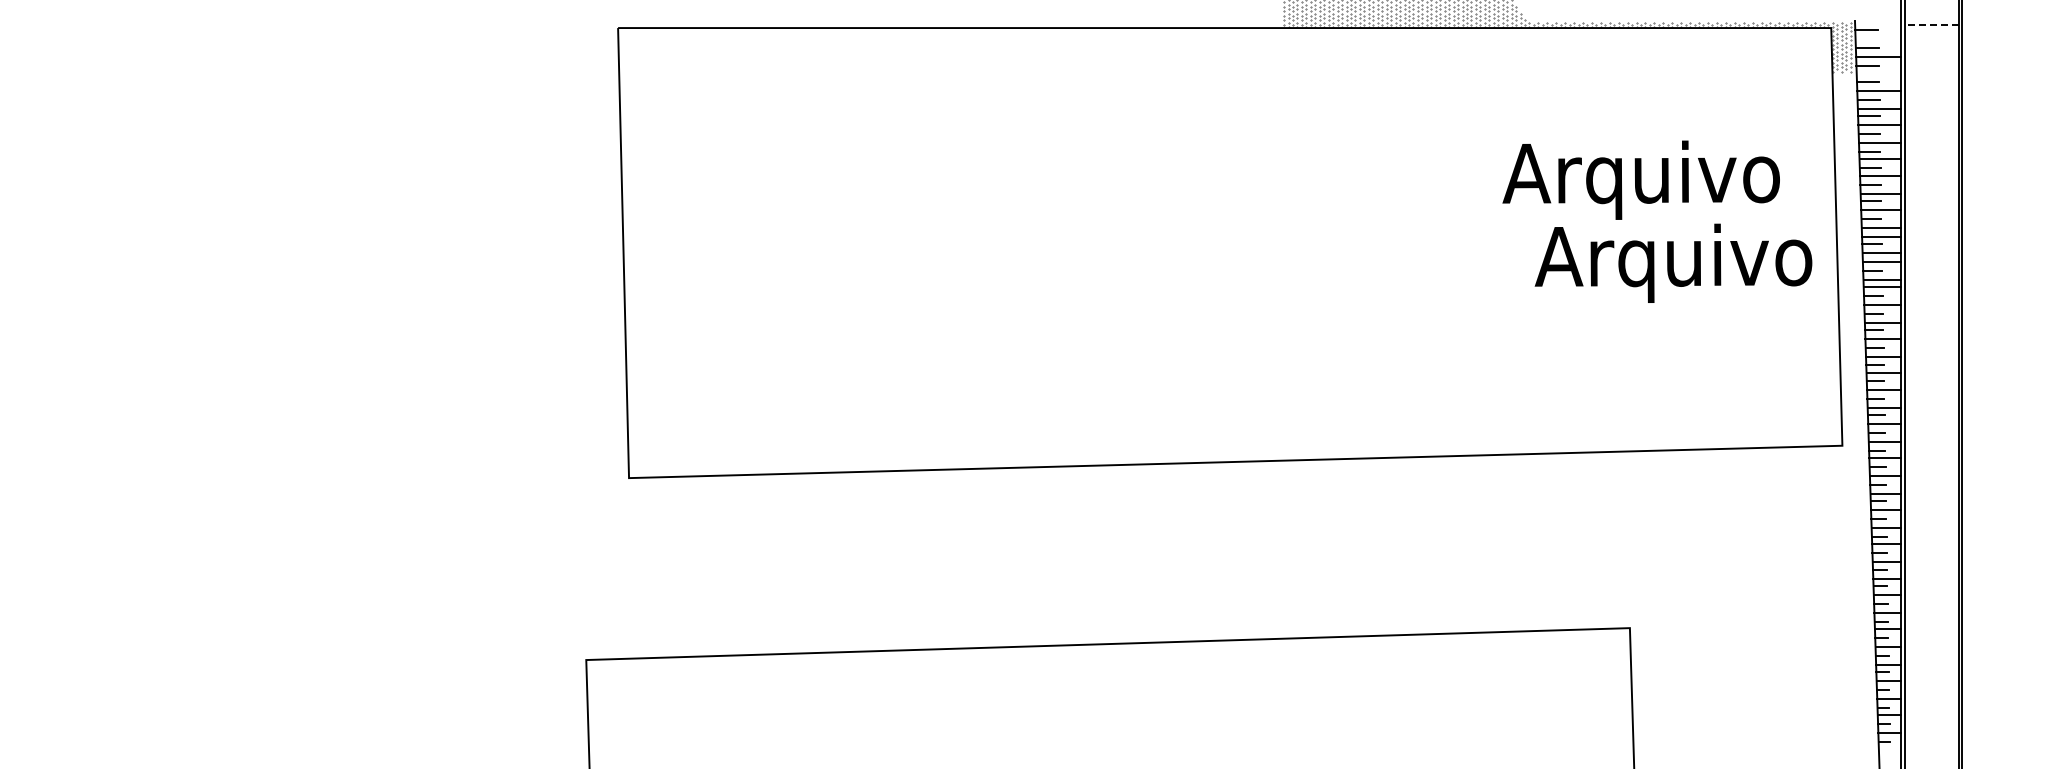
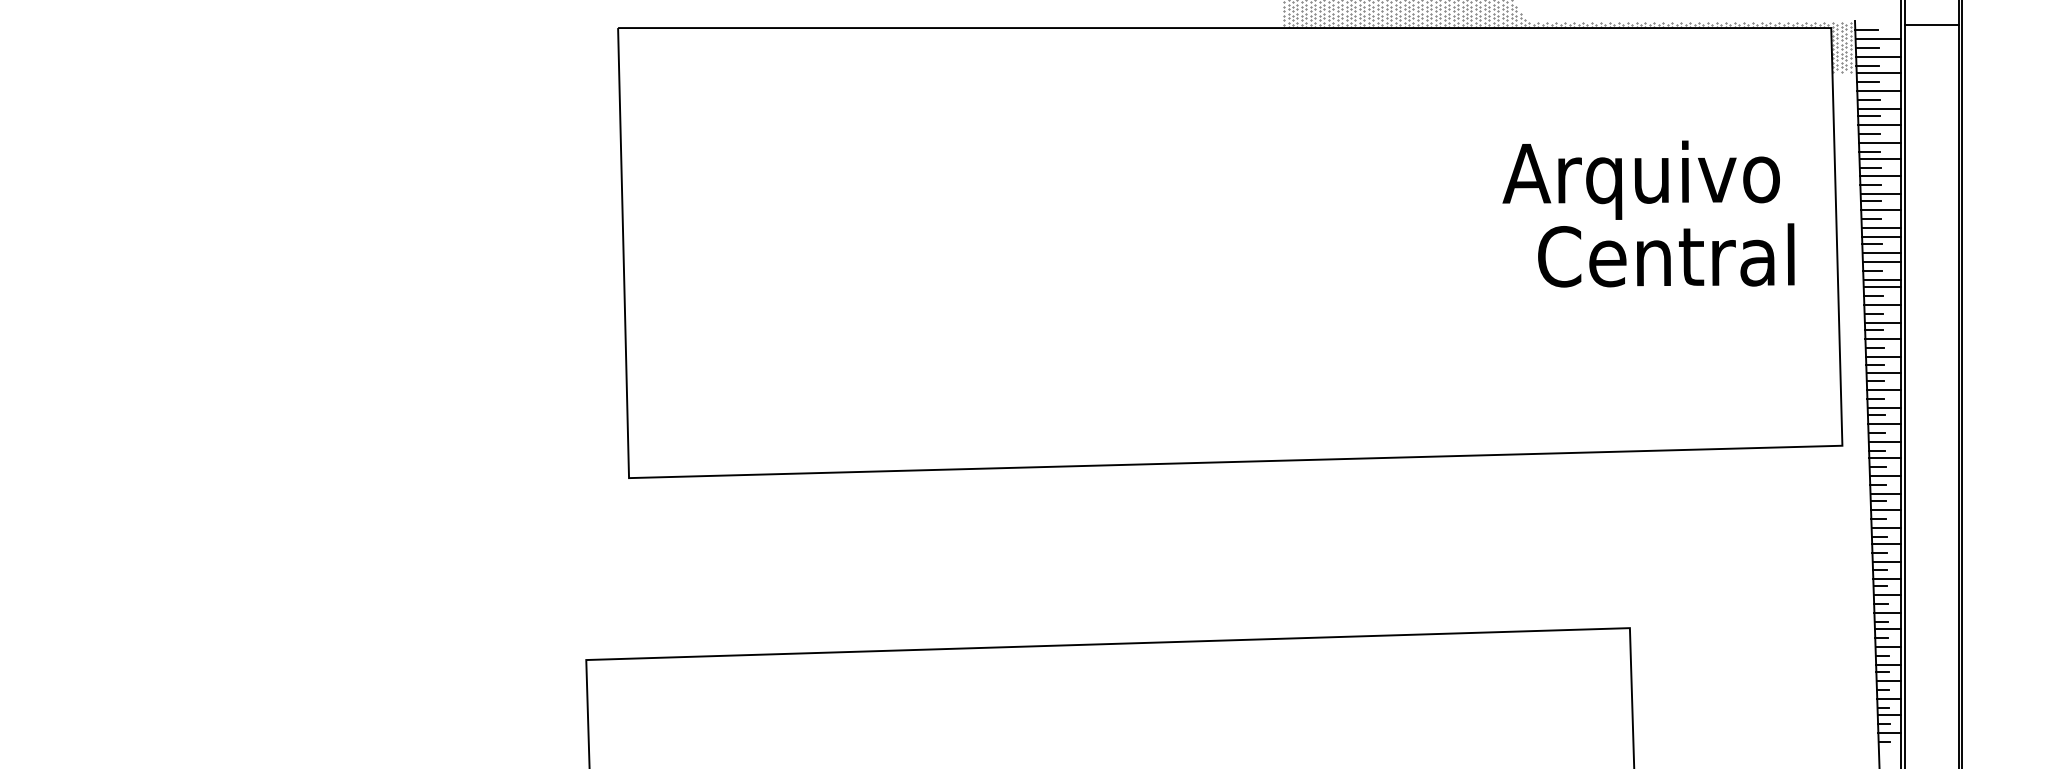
line: dashed -> solid (1931, 24)
line: none -> present (1878, 39)
line: none -> present (1878, 73)
text: Arquivo -> Central (1673, 262)
